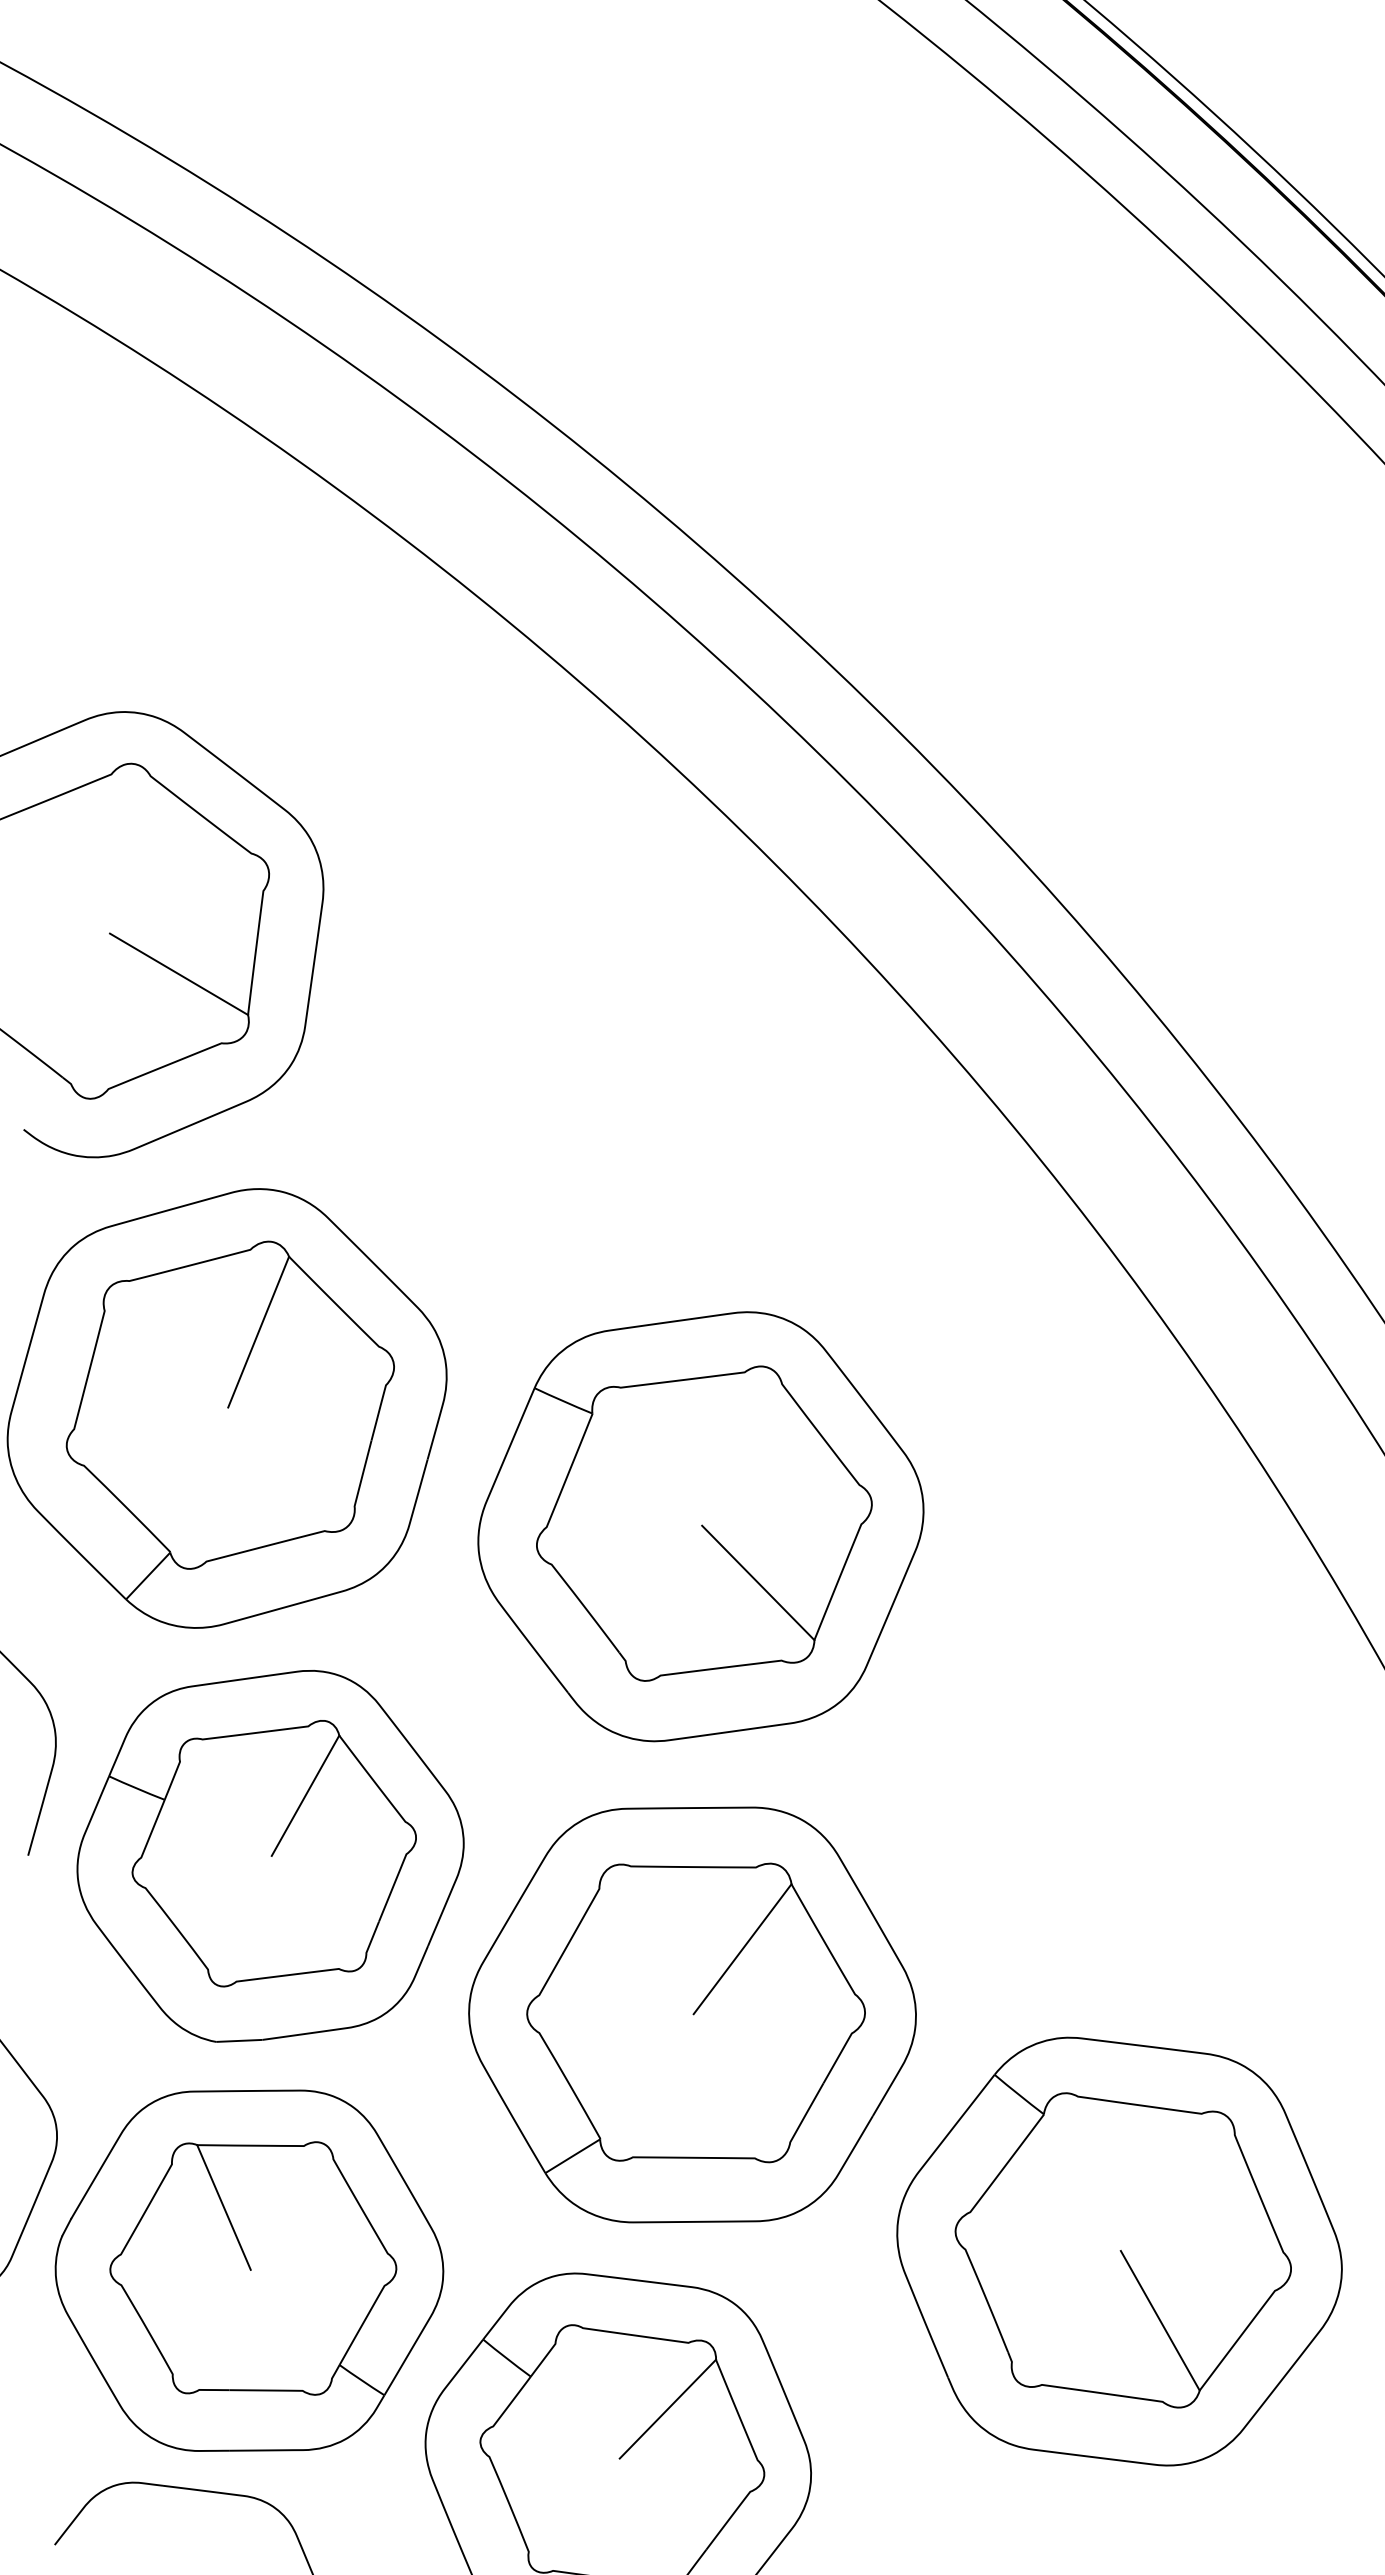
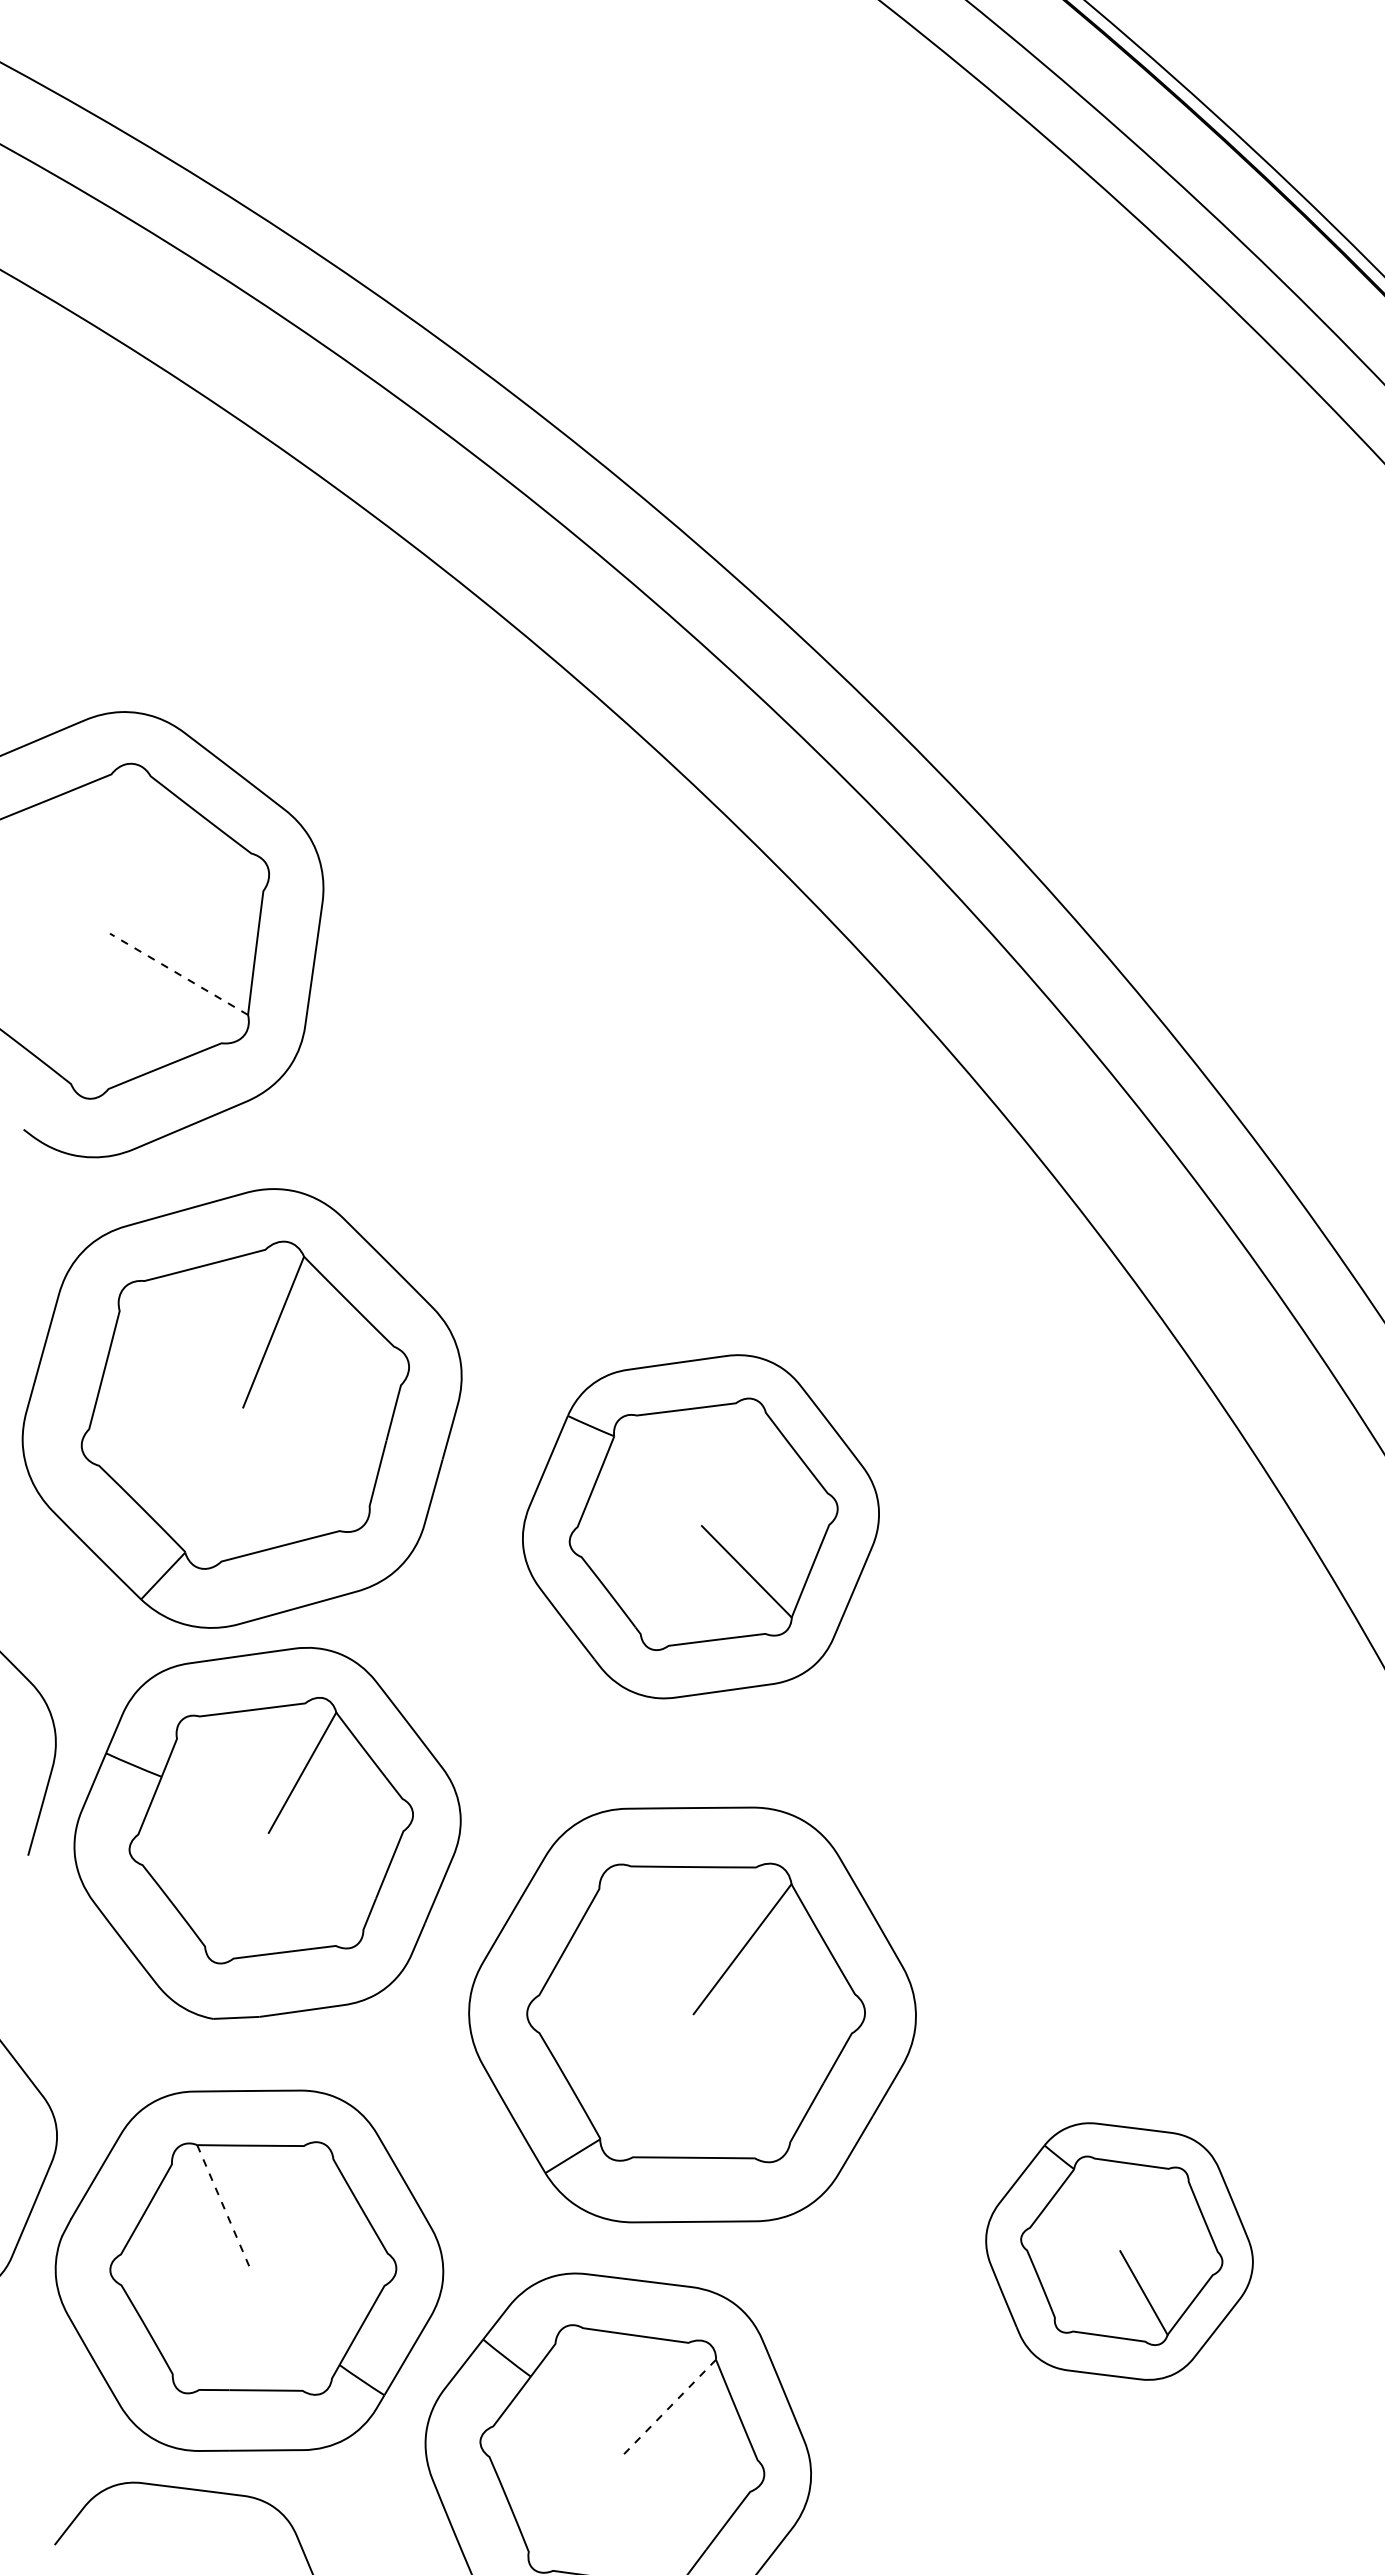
line: solid -> dashed (178, 974)
part position: (226, 1408) -> (241, 1408) (241, 1408)
part size: 448x432 px -> 358x346 px (700, 1526)
part position: (270, 1856) -> (267, 1833) (267, 1833)
line: solid -> dashed (224, 2207)
part size: 447x431 px -> 269x259 px (1119, 2251)
line: solid -> dashed (667, 2409)
